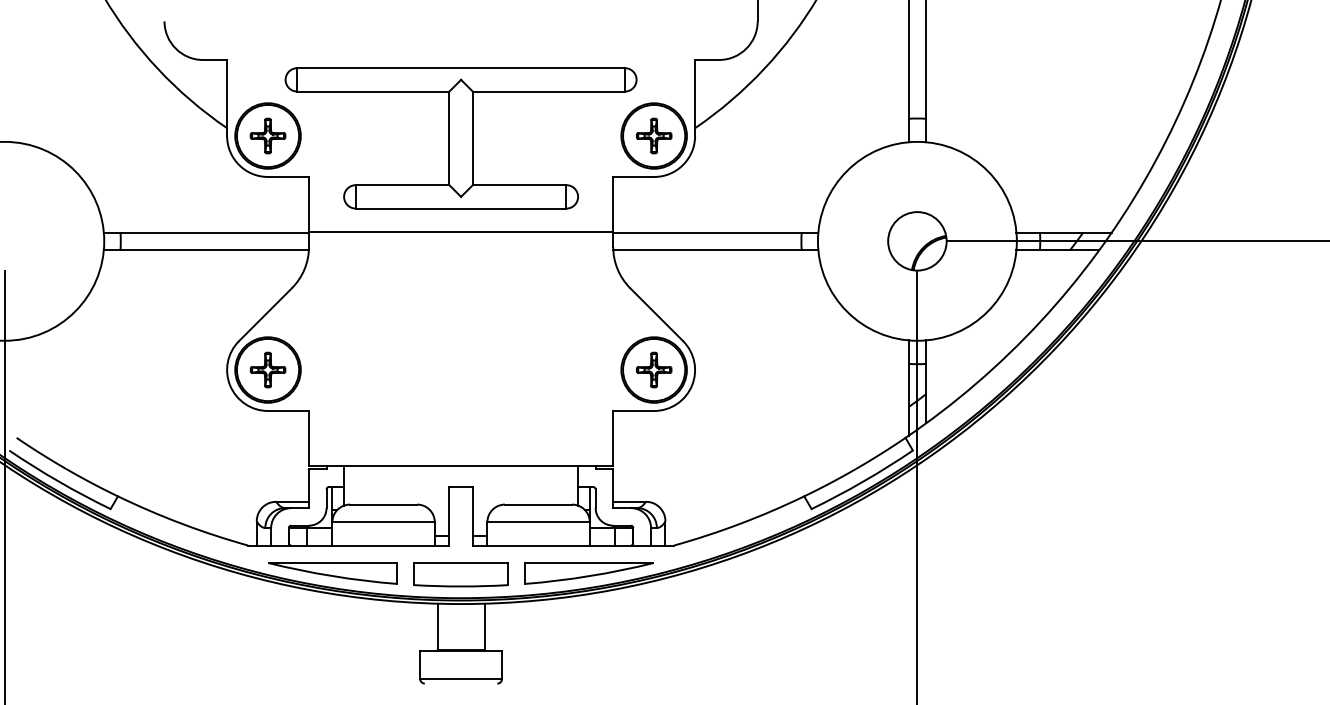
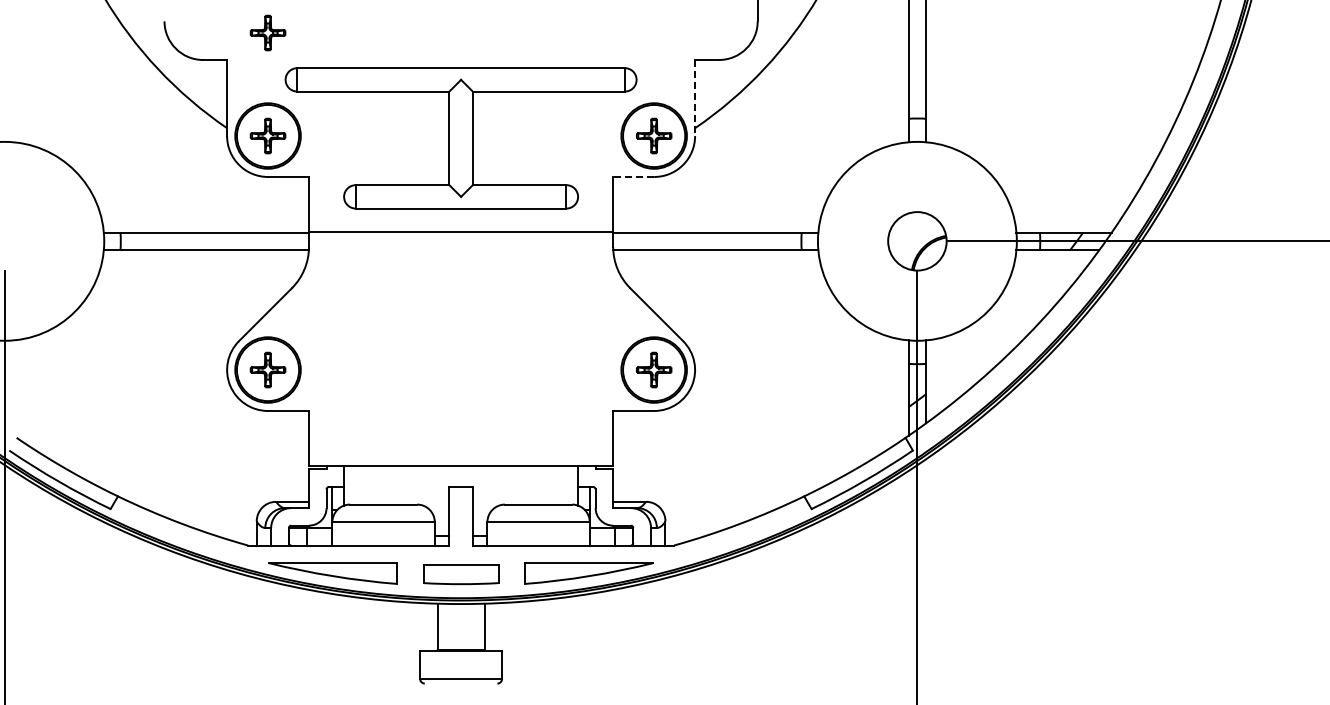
part: none -> present (267, 32)
line: solid -> dashed (695, 98)
line: solid -> dashed (633, 176)
part size: 96x26 px -> 77x21 px (461, 574)
